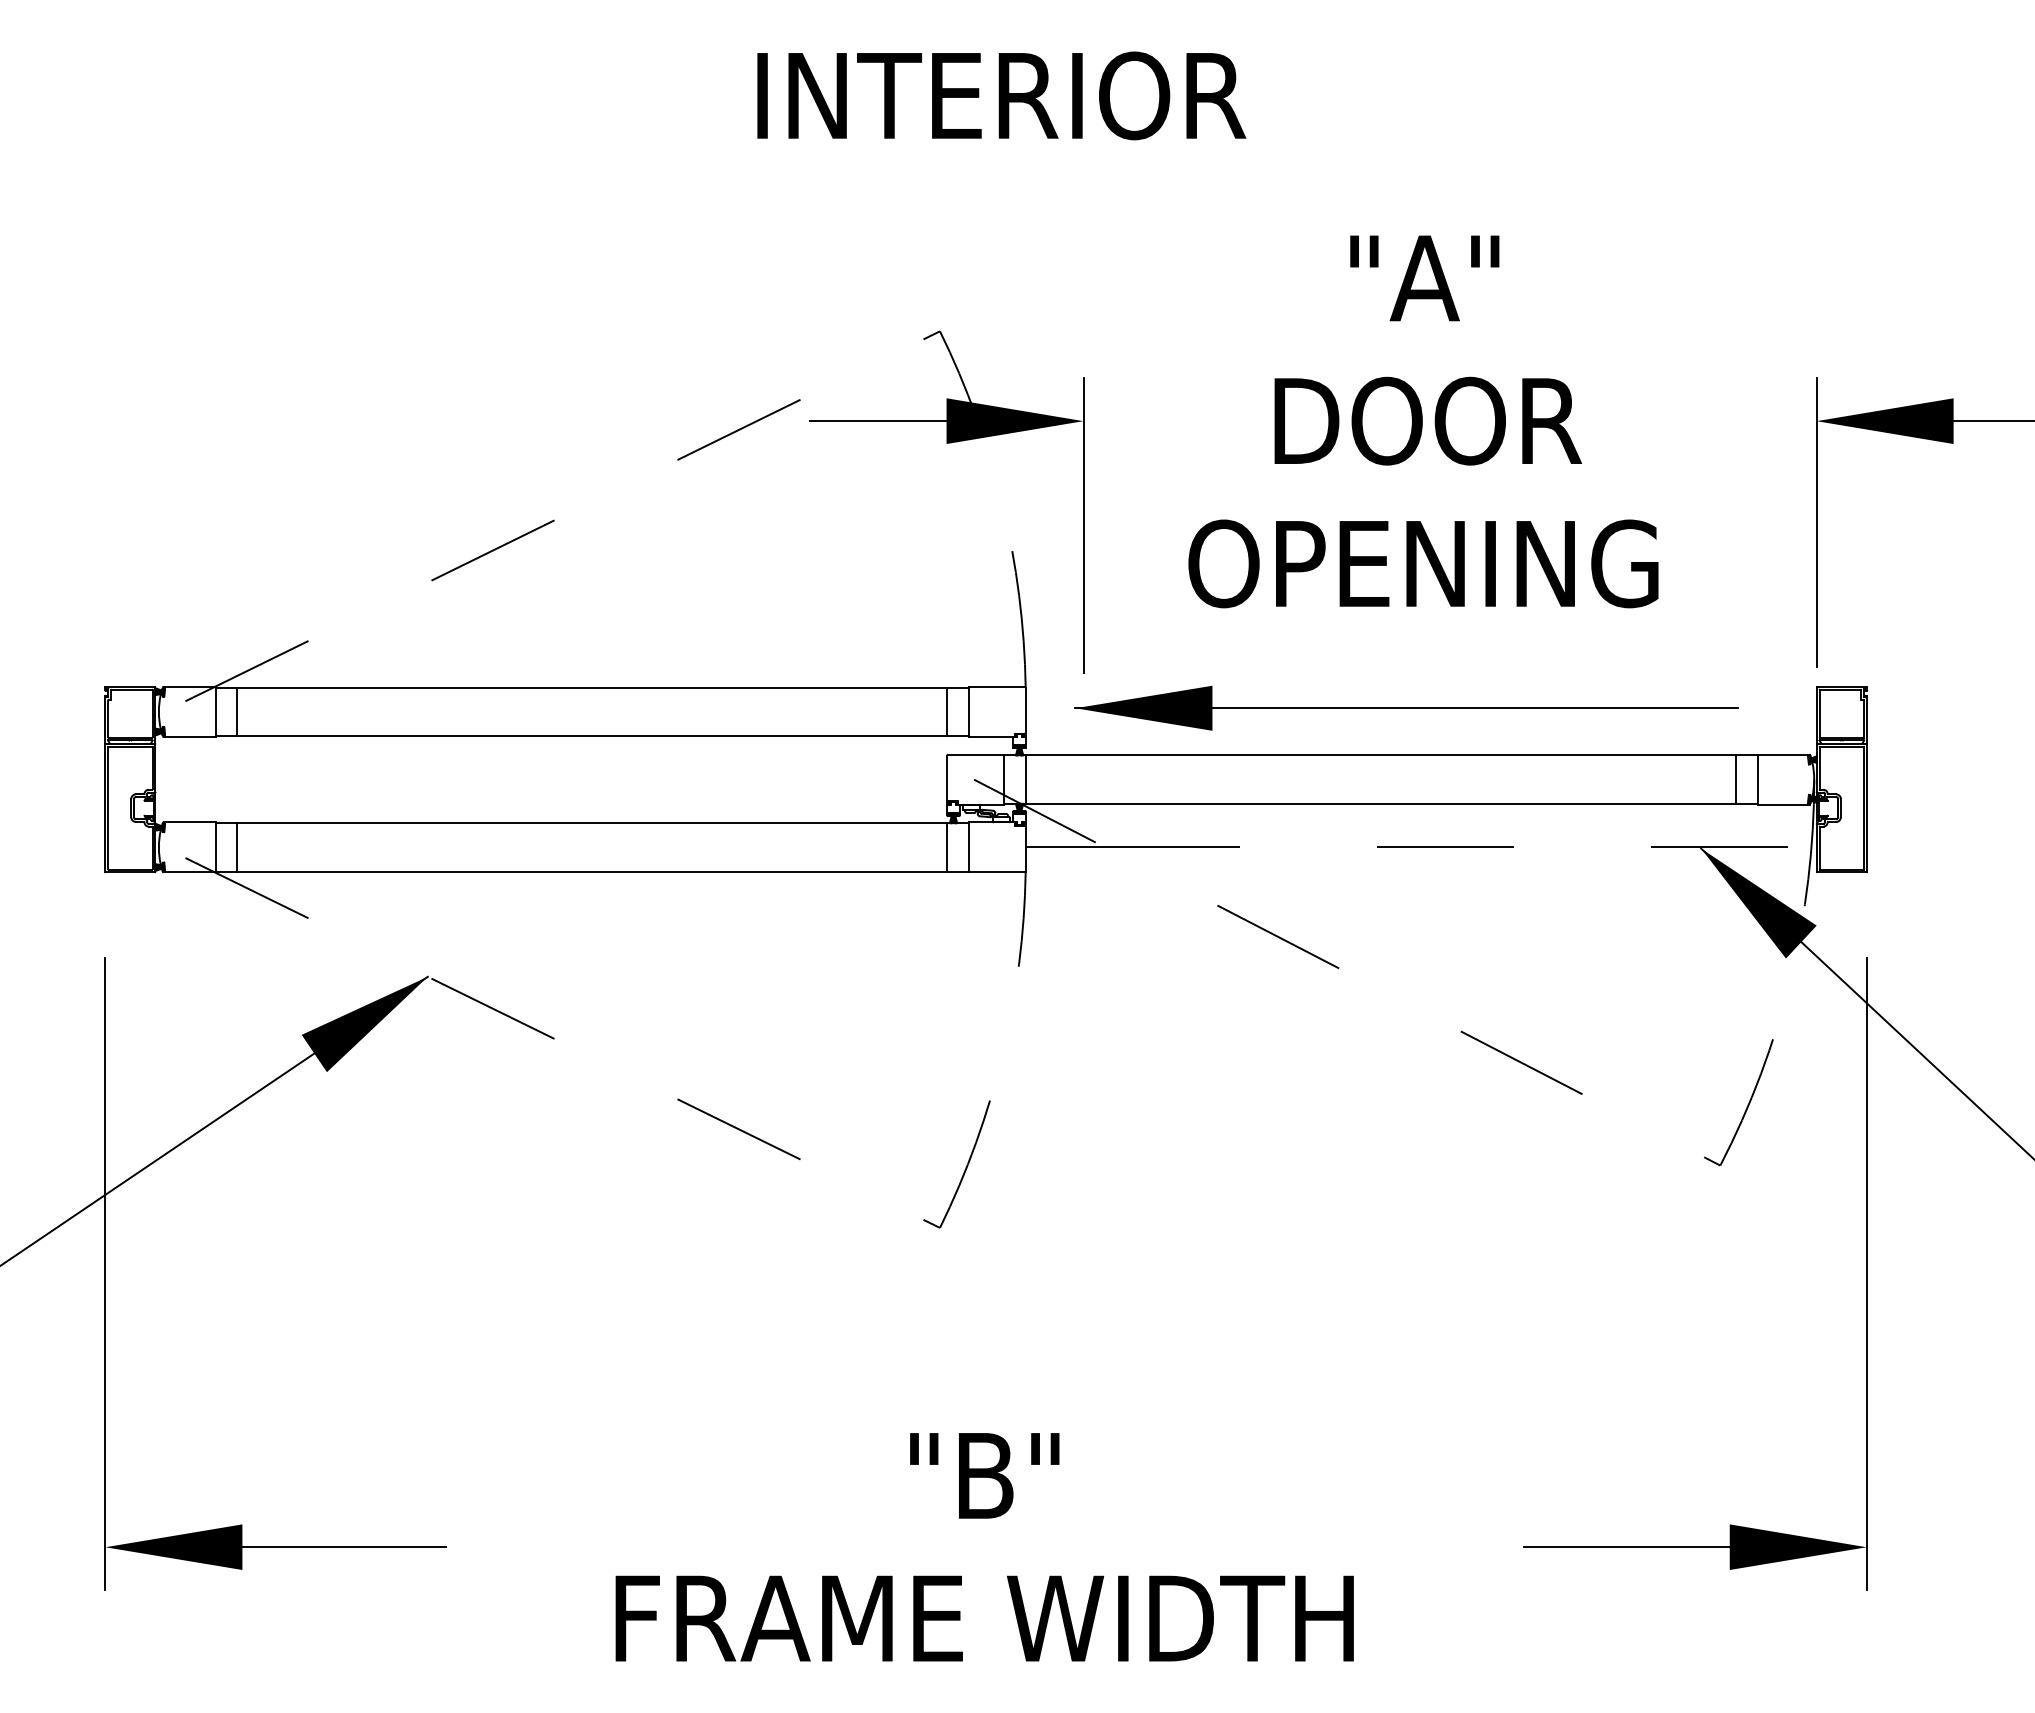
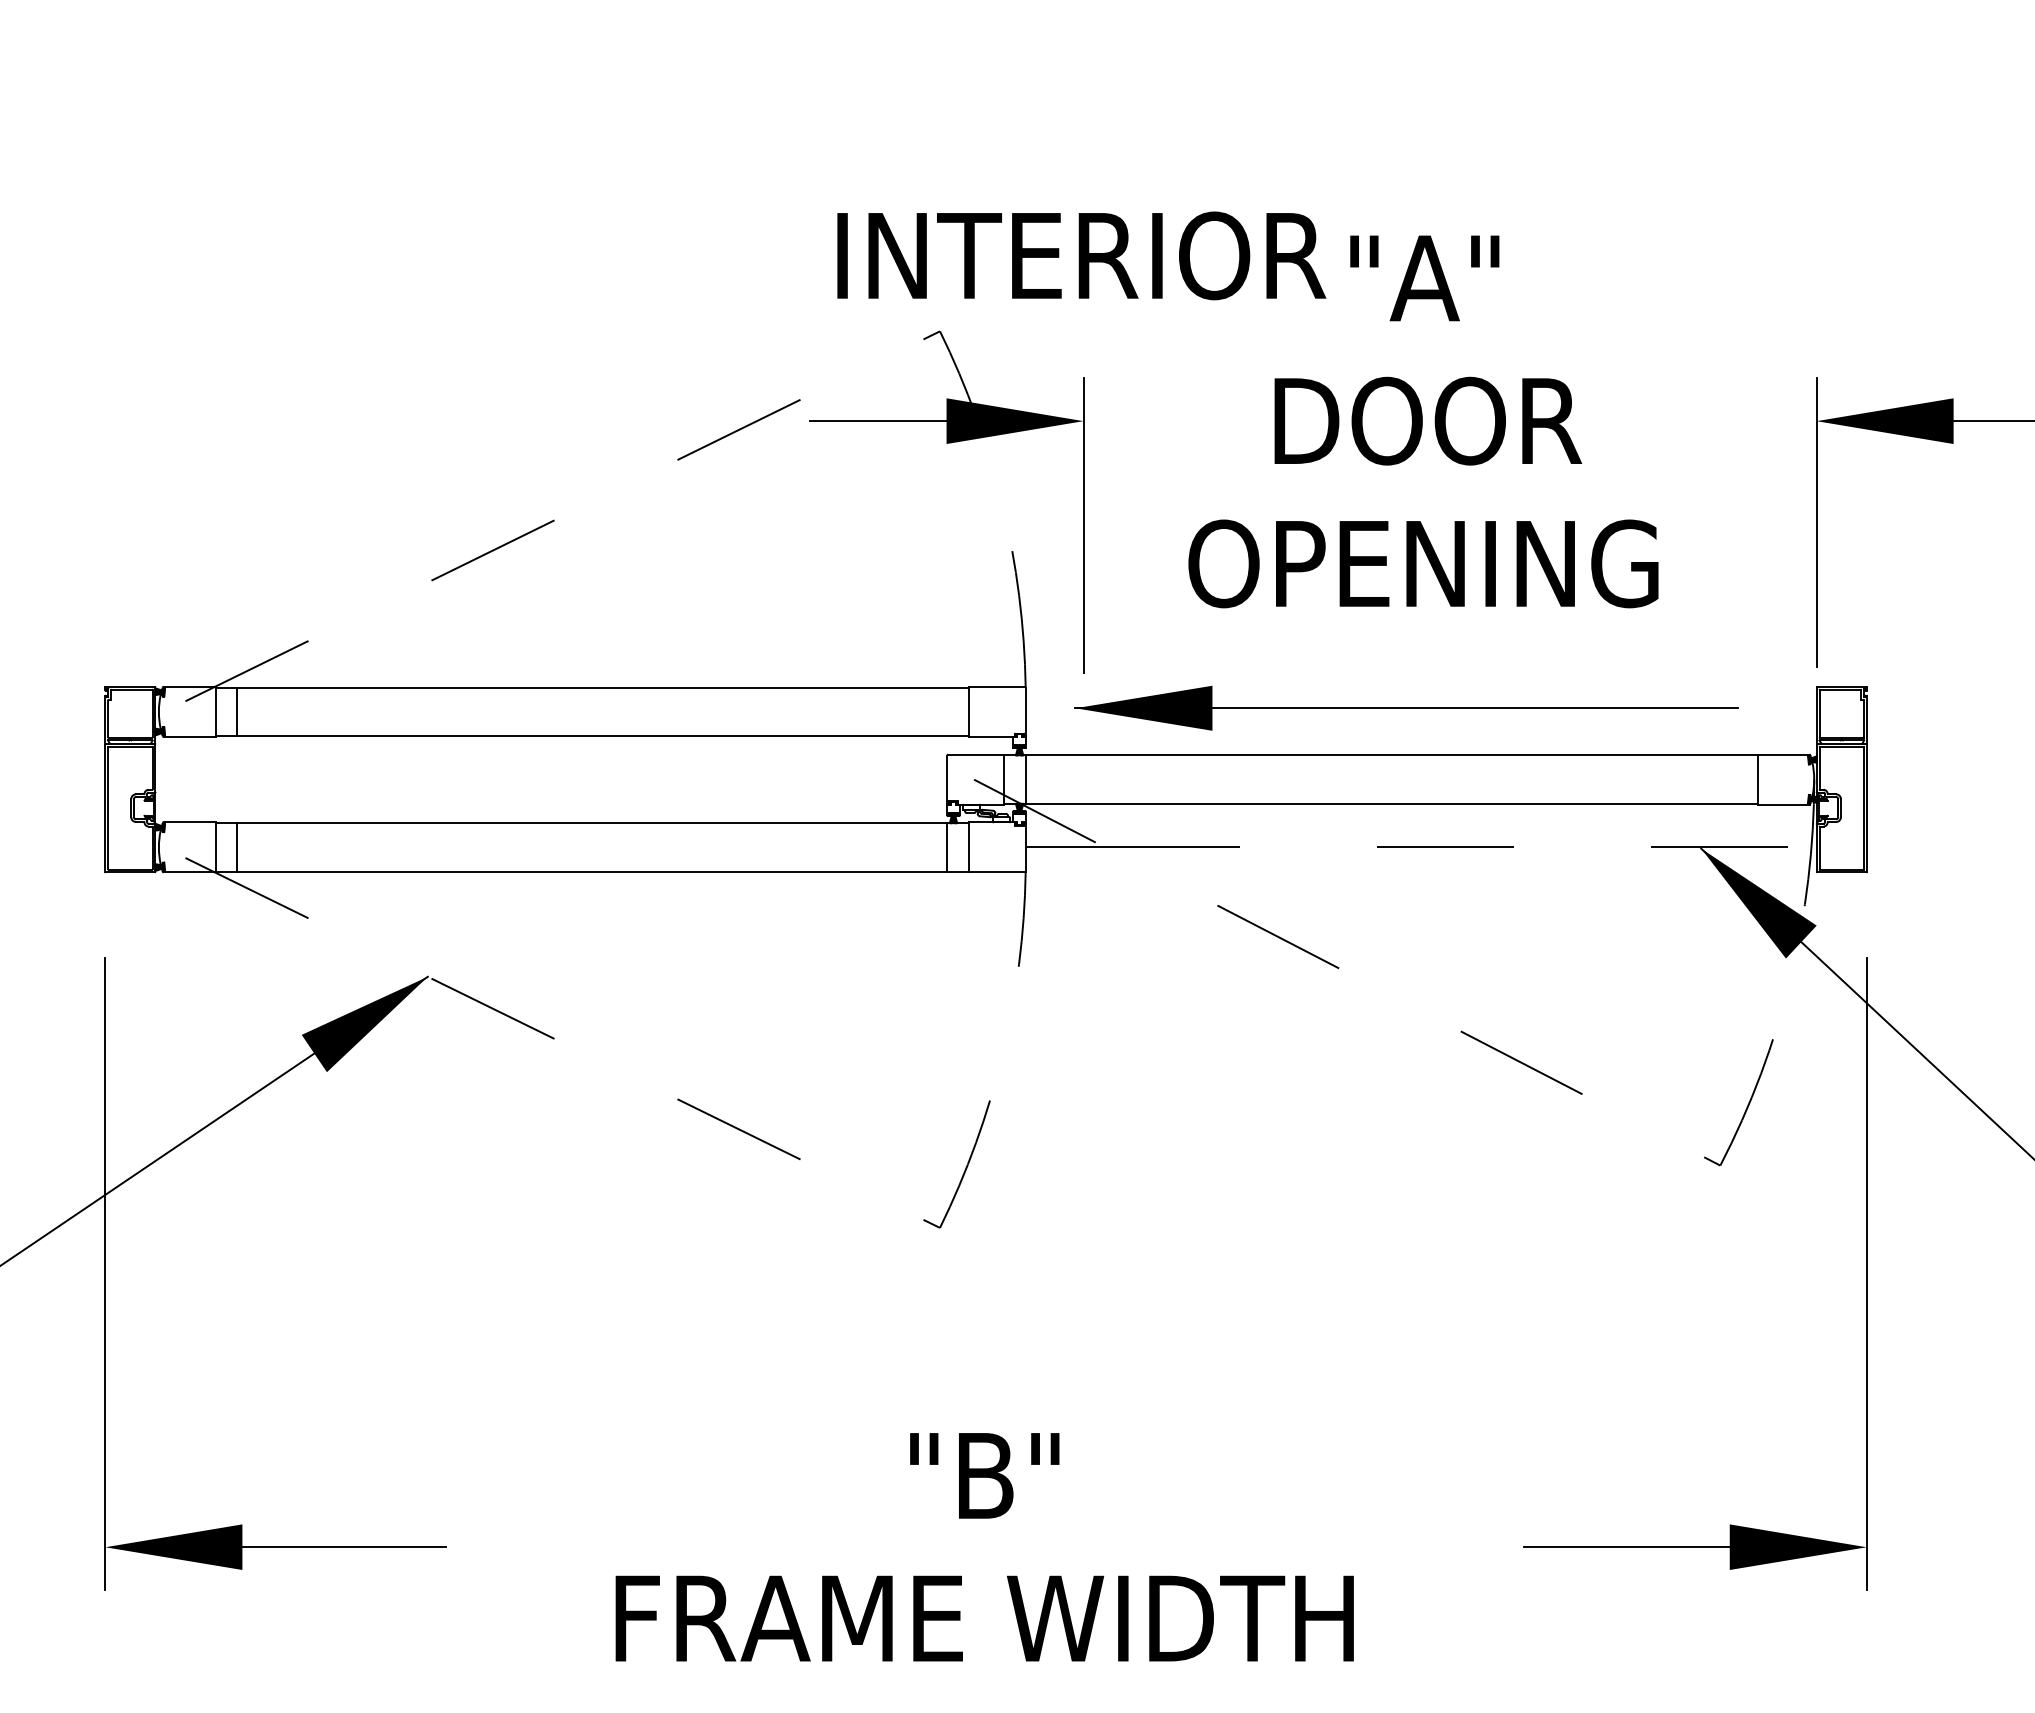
text position: (1001, 95) -> (1081, 255) (1081, 255)
line: present -> none (947, 711)
line: present -> none (1736, 779)
